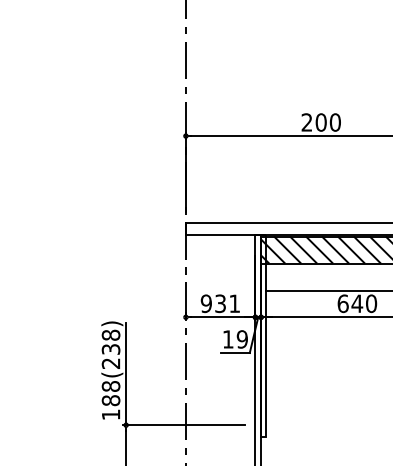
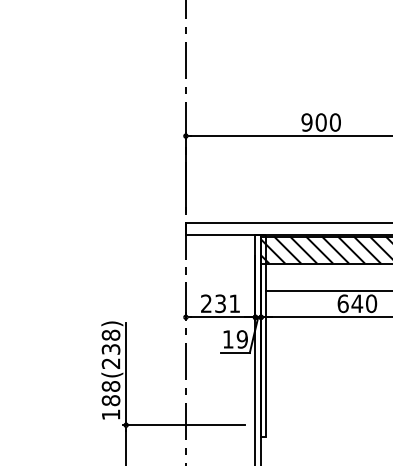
text: 200 -> 900 (306, 122)
text: 931 -> 231 (205, 303)
